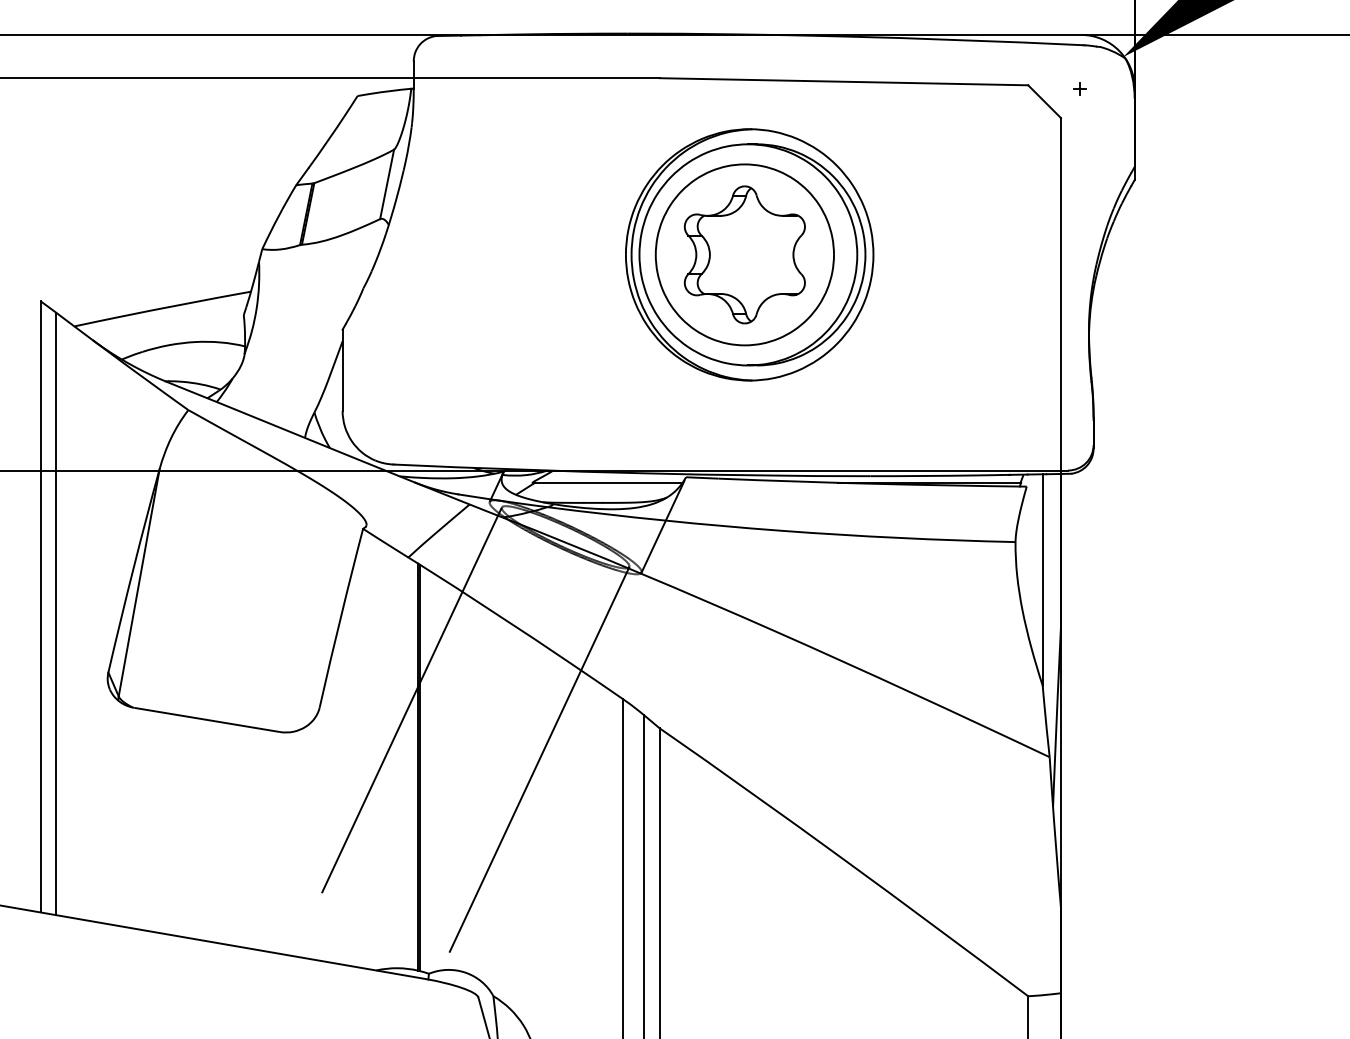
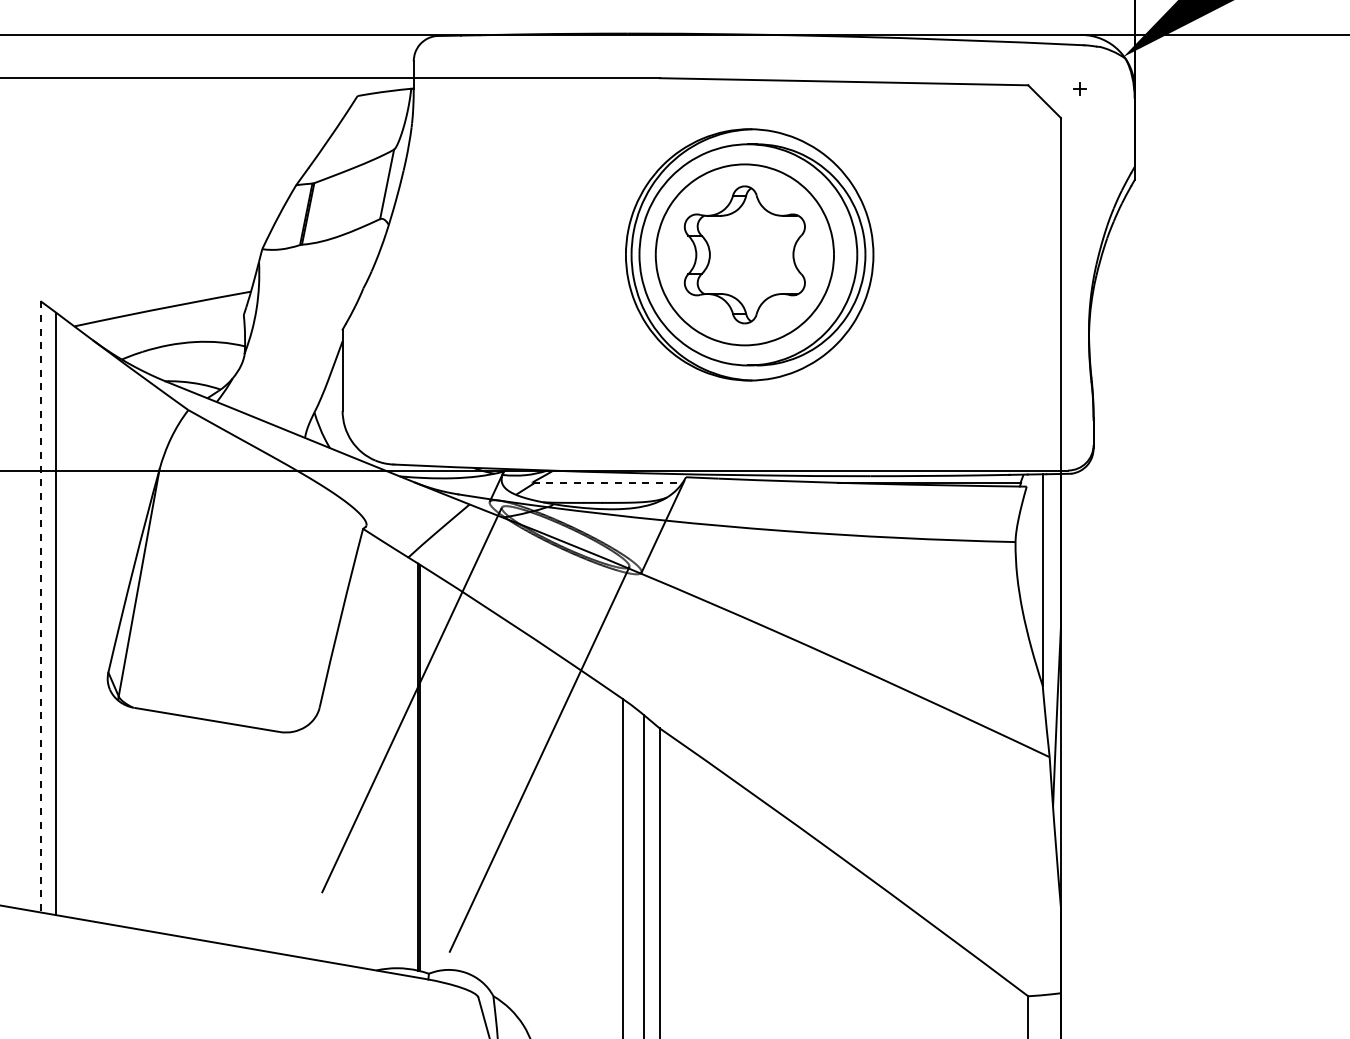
line: solid -> dashed (607, 482)
line: solid -> dashed (40, 606)
